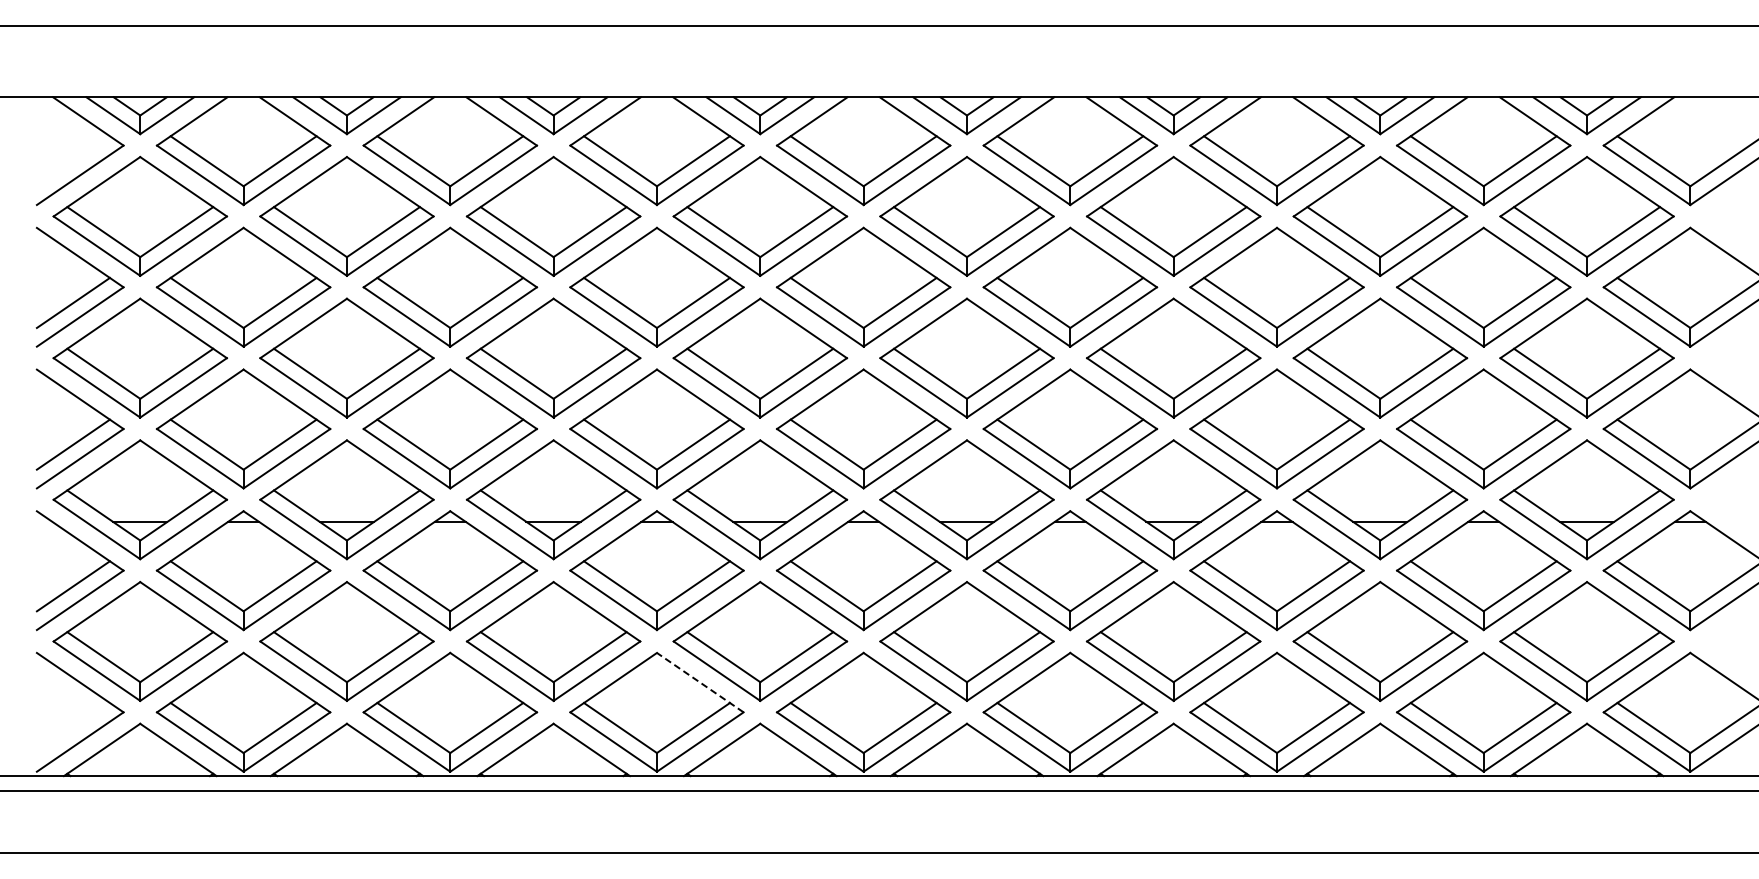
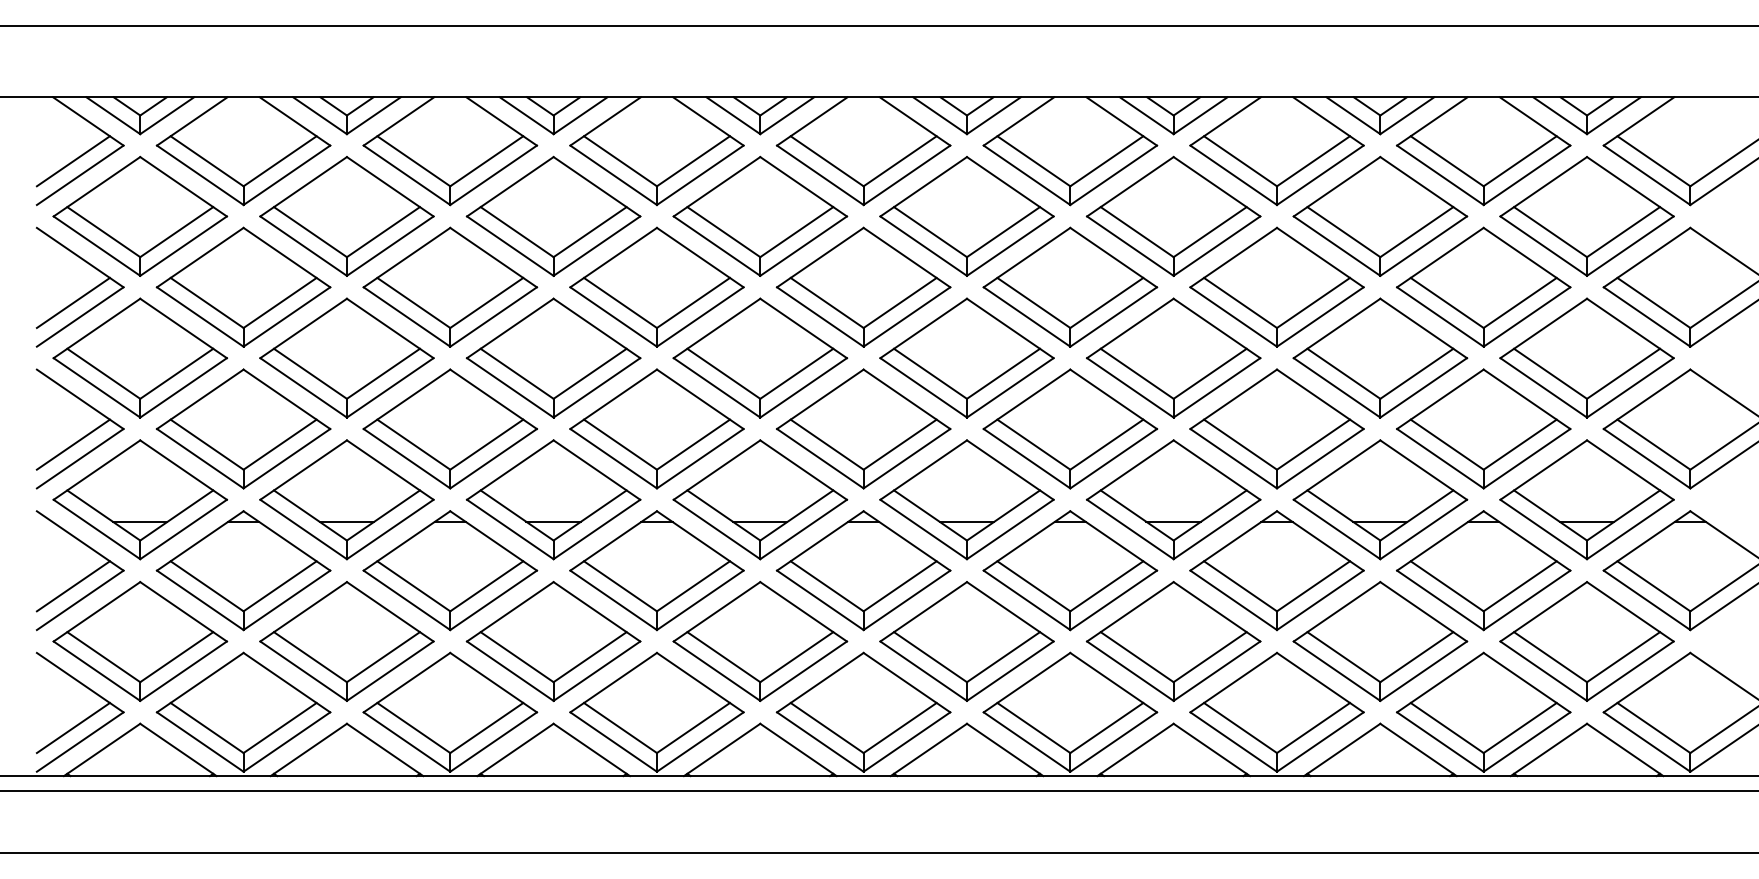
line: none -> present (72, 161)
line: dashed -> solid (700, 682)
line: none -> present (72, 727)
